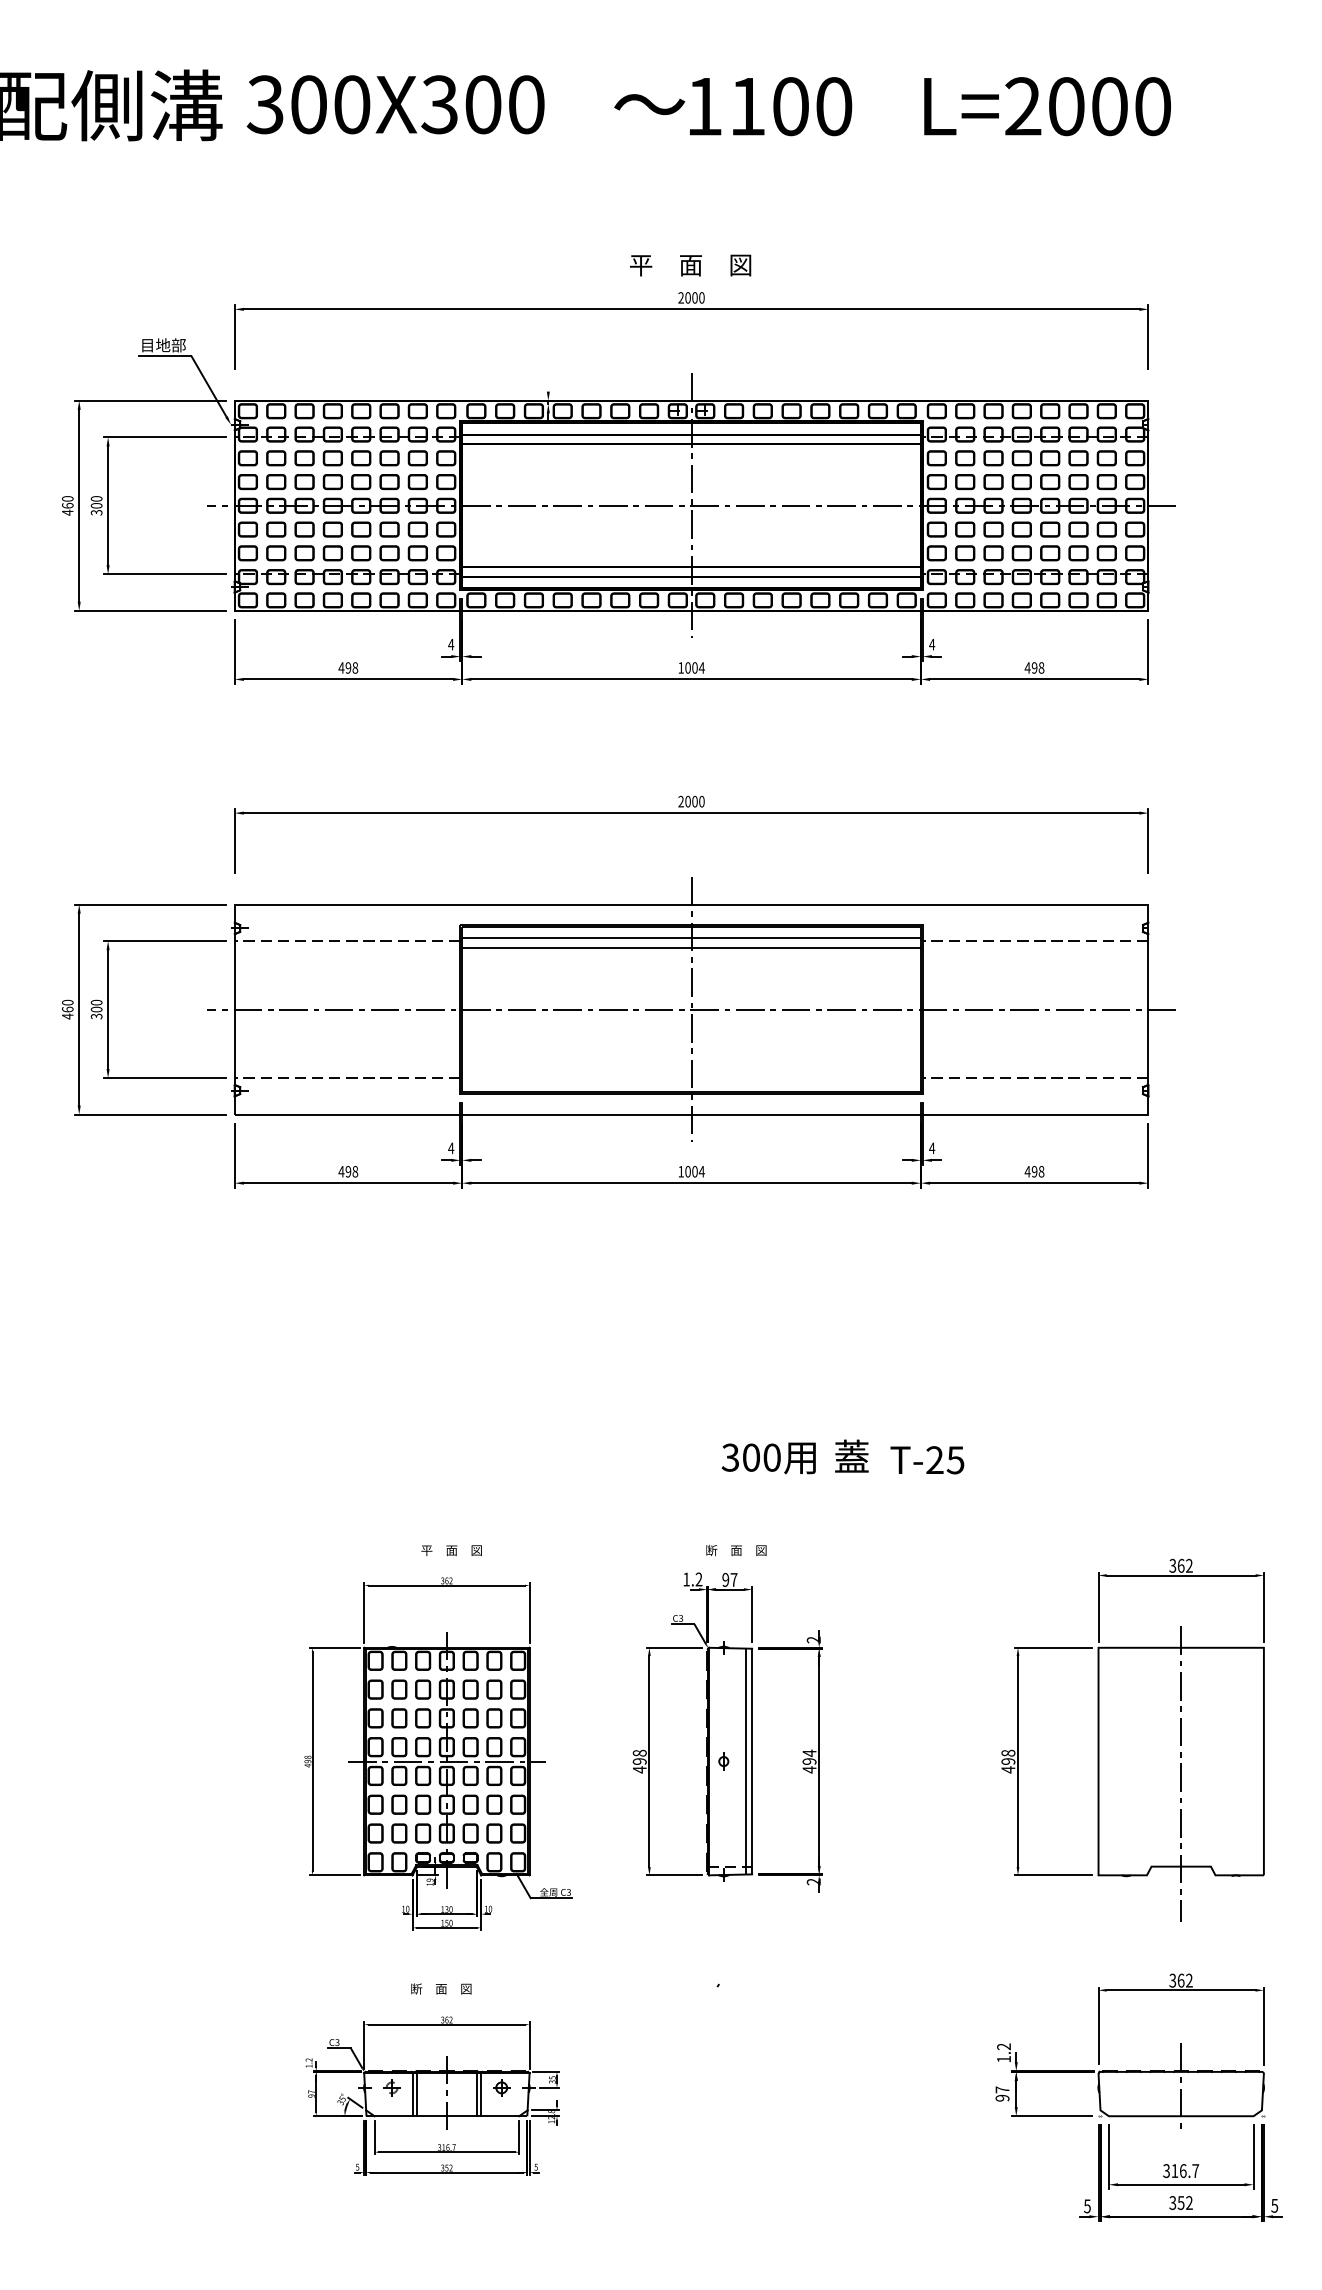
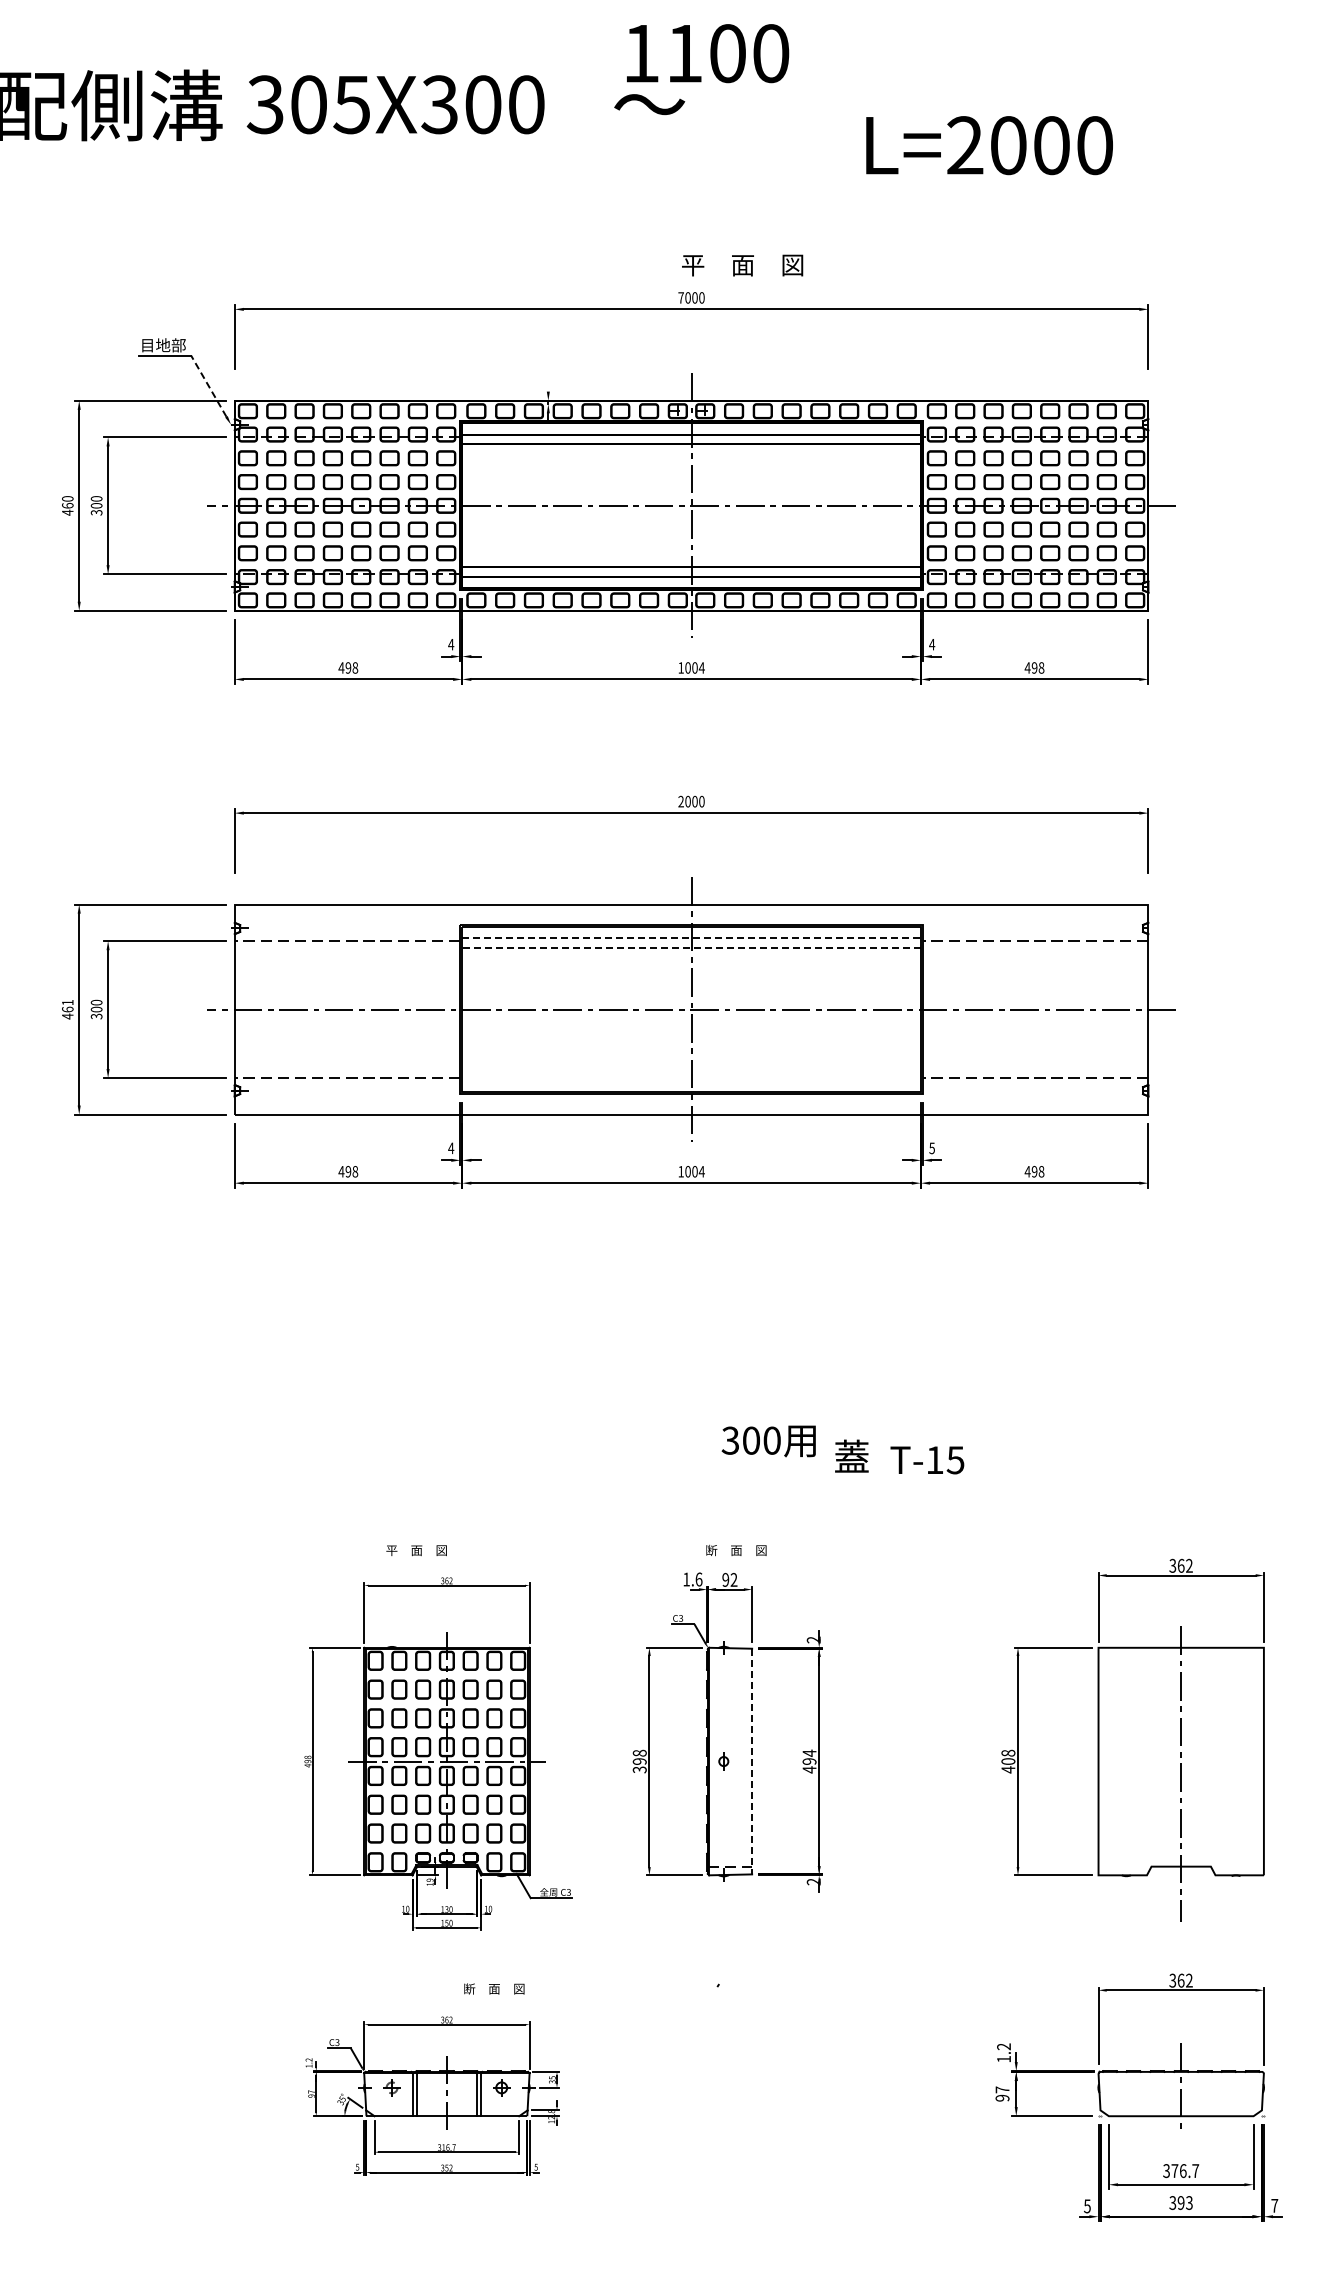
text: 300X300 -> 305X300 (351, 104)
text position: (771, 106) -> (708, 53) (708, 53)
text position: (1047, 106) -> (989, 145) (989, 145)
text position: (690, 265) -> (742, 265) (742, 265)
text: 2000 -> 7000 (680, 297)
line: solid -> dashed (208, 385)
line: solid -> dashed (692, 938)
line: solid -> dashed (691, 947)
text: 460 -> 461 (67, 1002)
text: 4 -> 5 (932, 1148)
text position: (768, 1458) -> (768, 1441) (768, 1441)
text: T-25 -> T-15 (934, 1459)
text position: (451, 1550) -> (416, 1550) (416, 1550)
text: 1.2 -> 1.6 (698, 1579)
text: 97 -> 92 (733, 1579)
line: present -> none (746, 1761)
line: solid -> dashed (752, 1761)
text: 498 -> 408 (1008, 1761)
text: 498 -> 398 (639, 1769)
text position: (441, 1988) -> (494, 1988) (494, 1988)
text: 316.7 -> 376.7 (1174, 2170)
text: 352 -> 393 (1184, 2203)
text: 5 -> 7 (1274, 2205)
